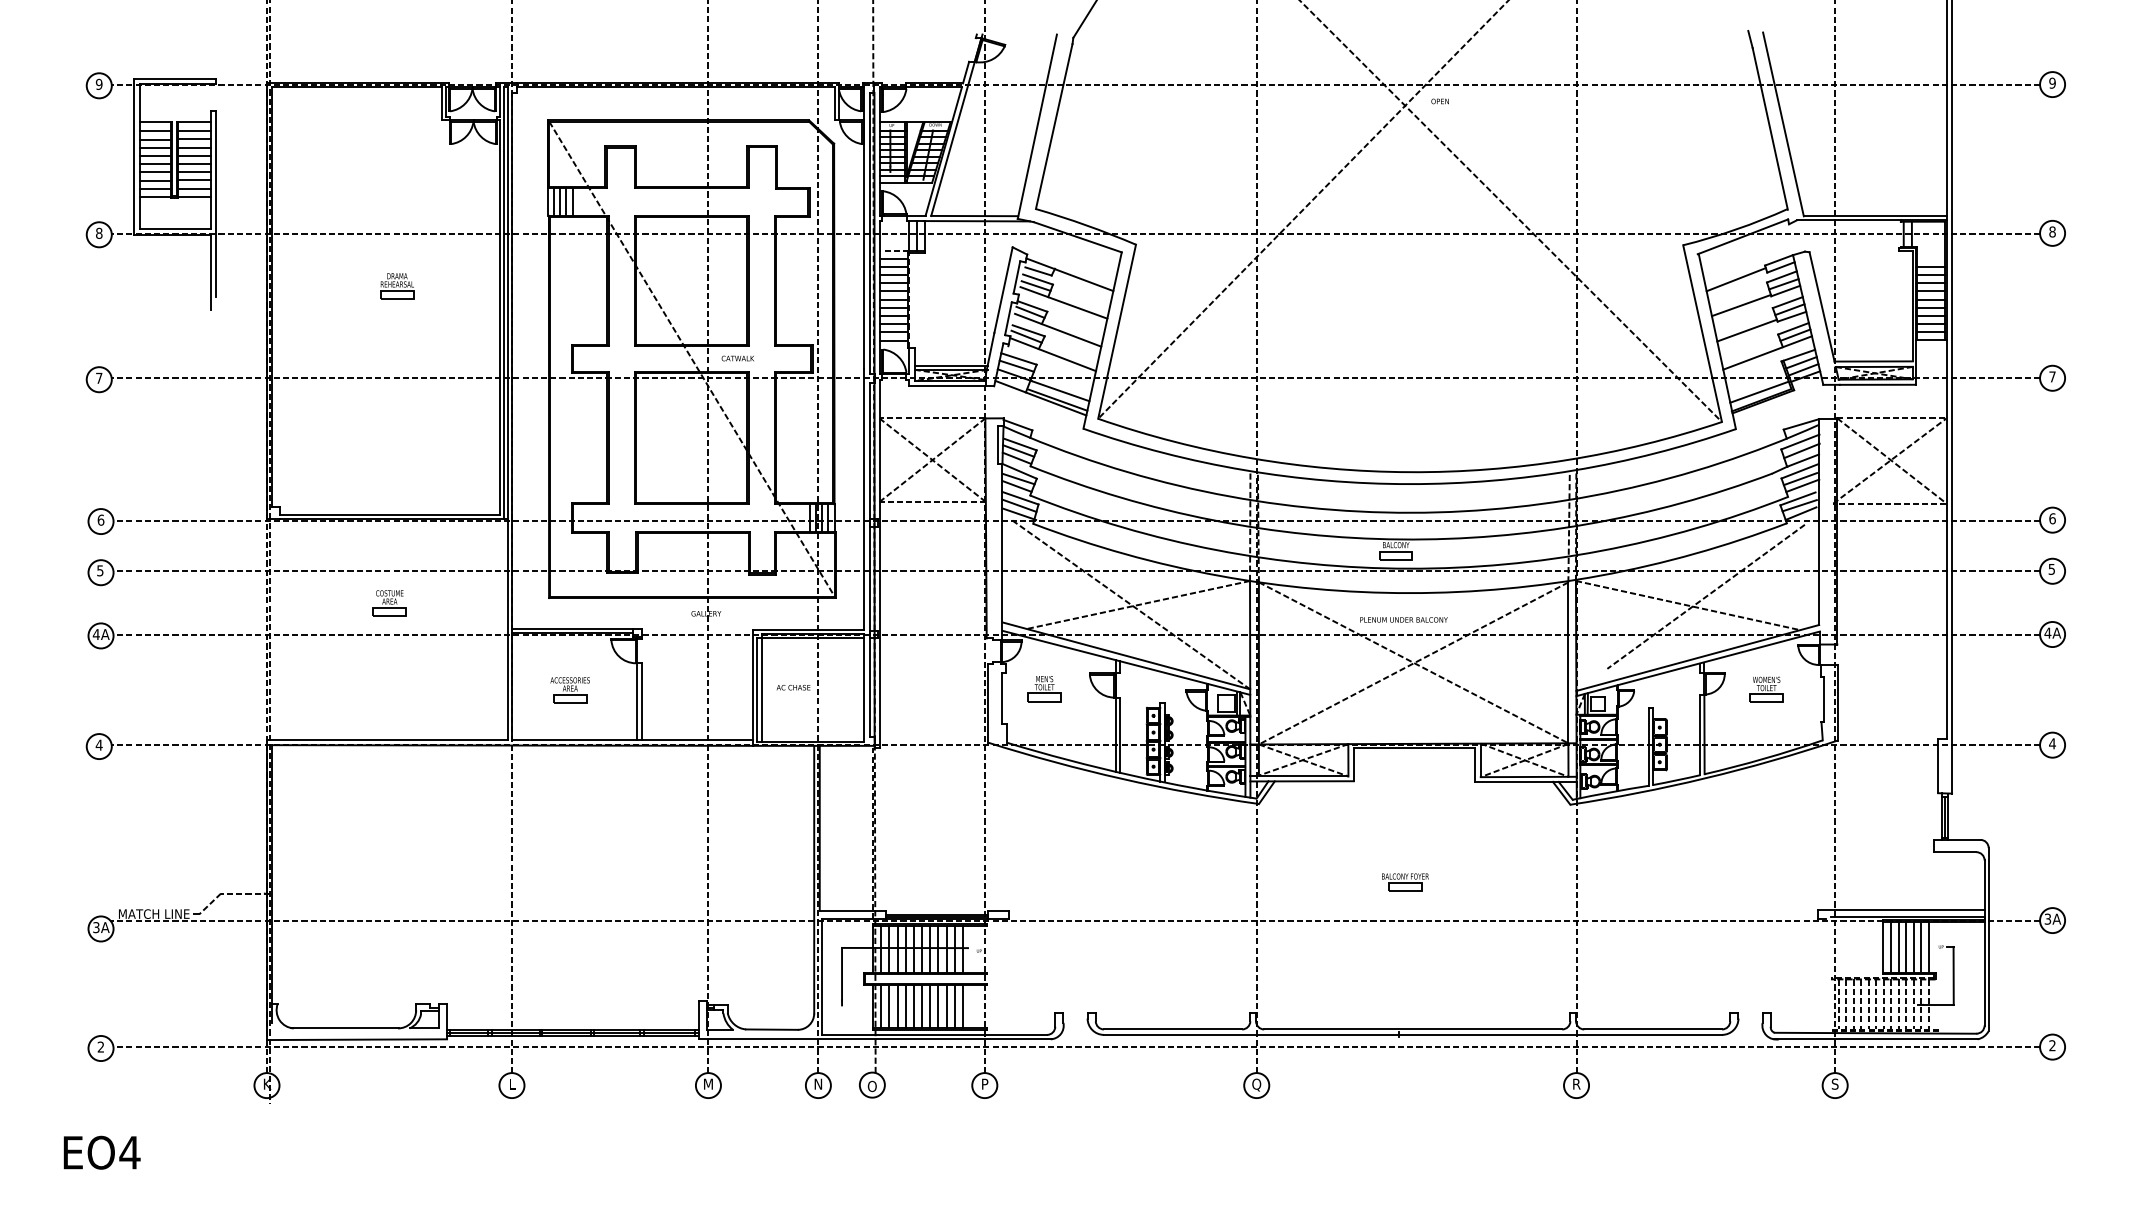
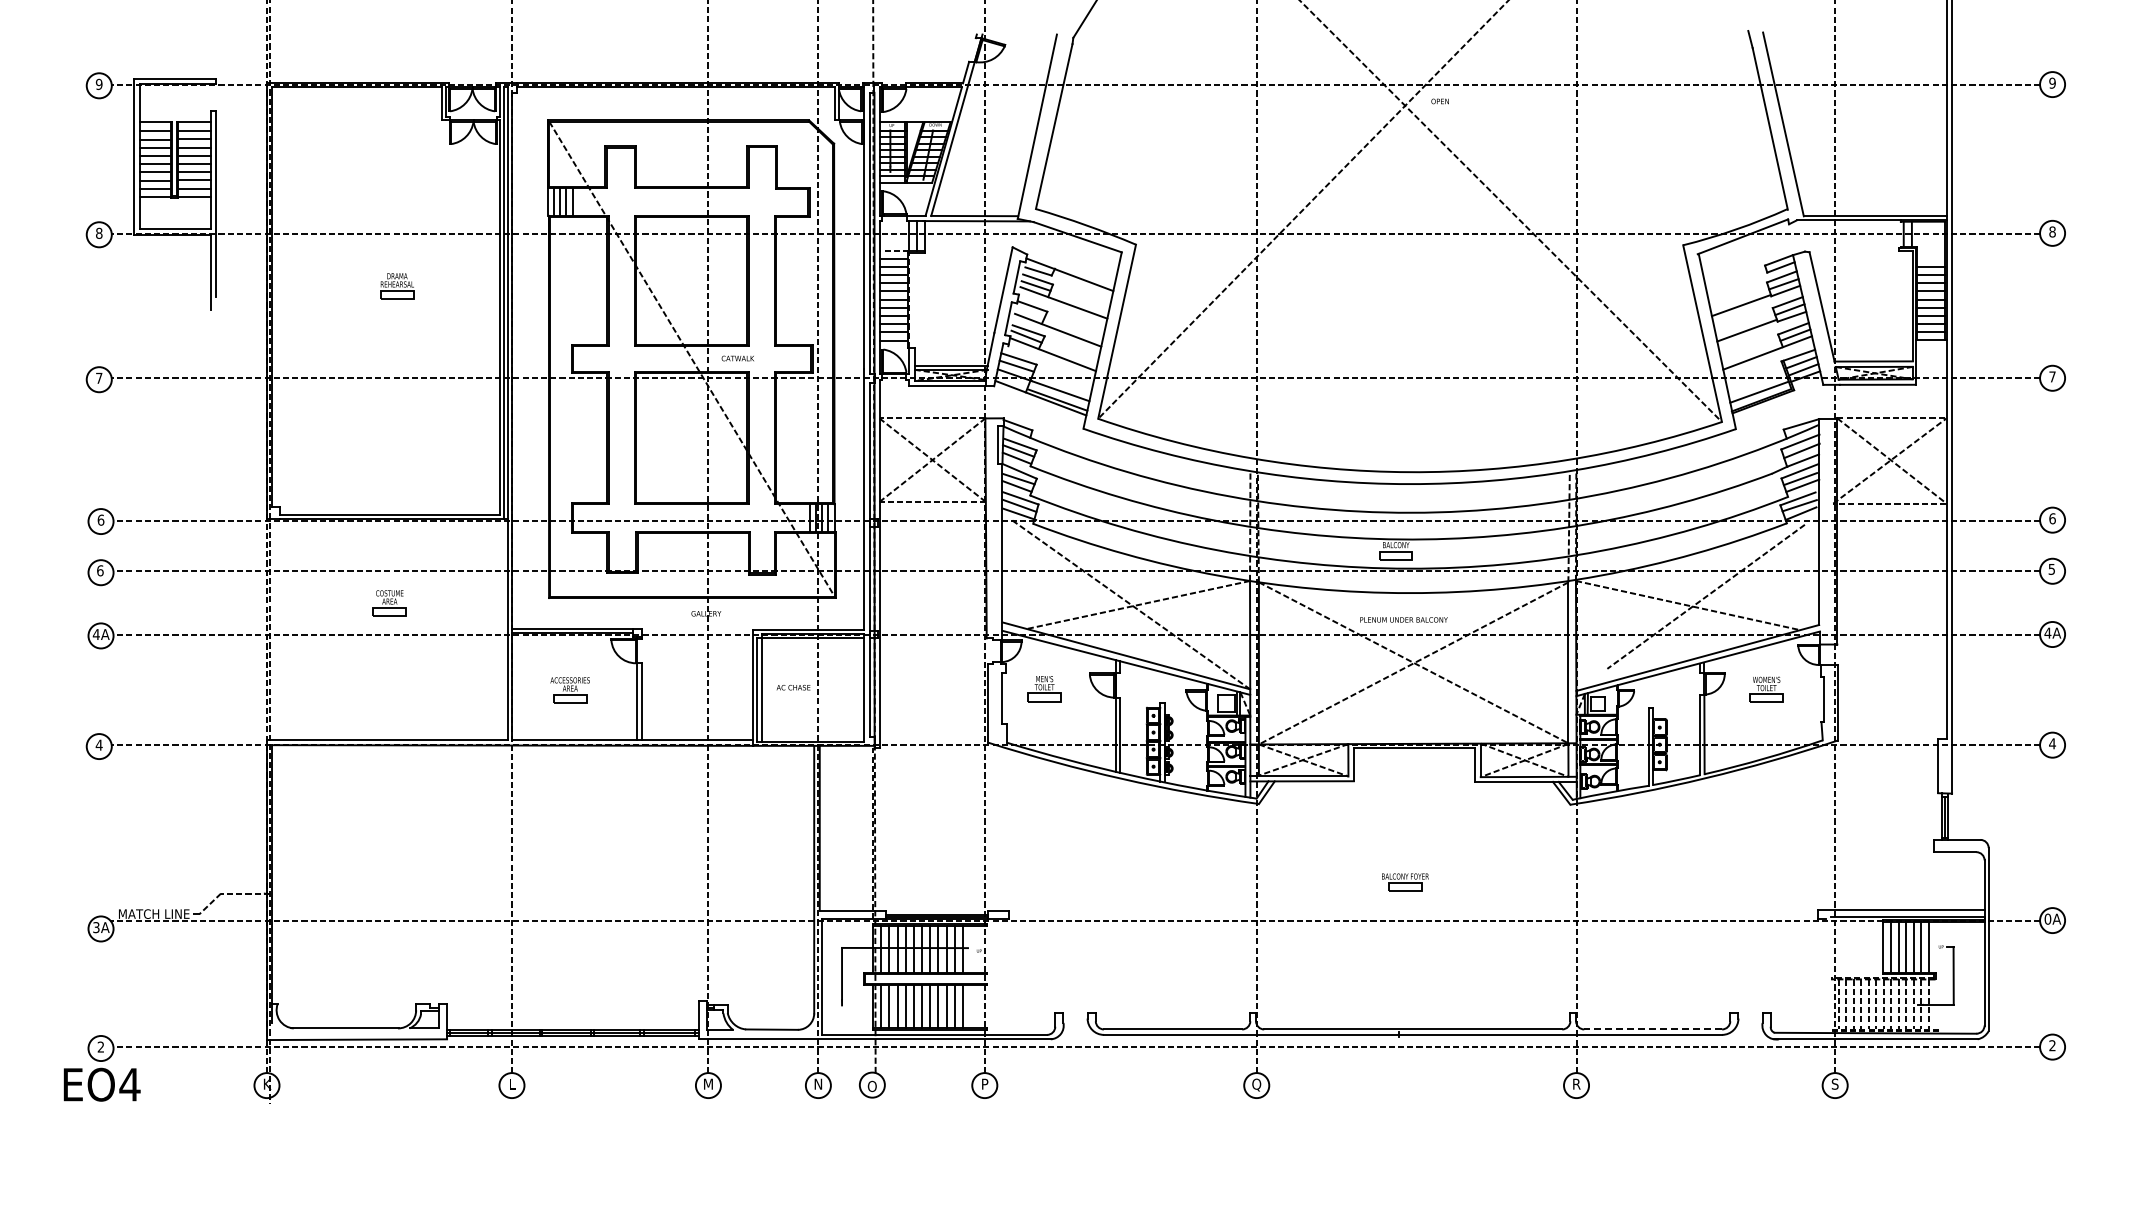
line: present -> none (1735, 279)
line: present -> none (1030, 311)
text: 5 -> 6 (100, 570)
text: 3A -> 0A (2047, 918)
line: solid -> dashed (1653, 1029)
text position: (101, 1152) -> (101, 1084) (101, 1084)
